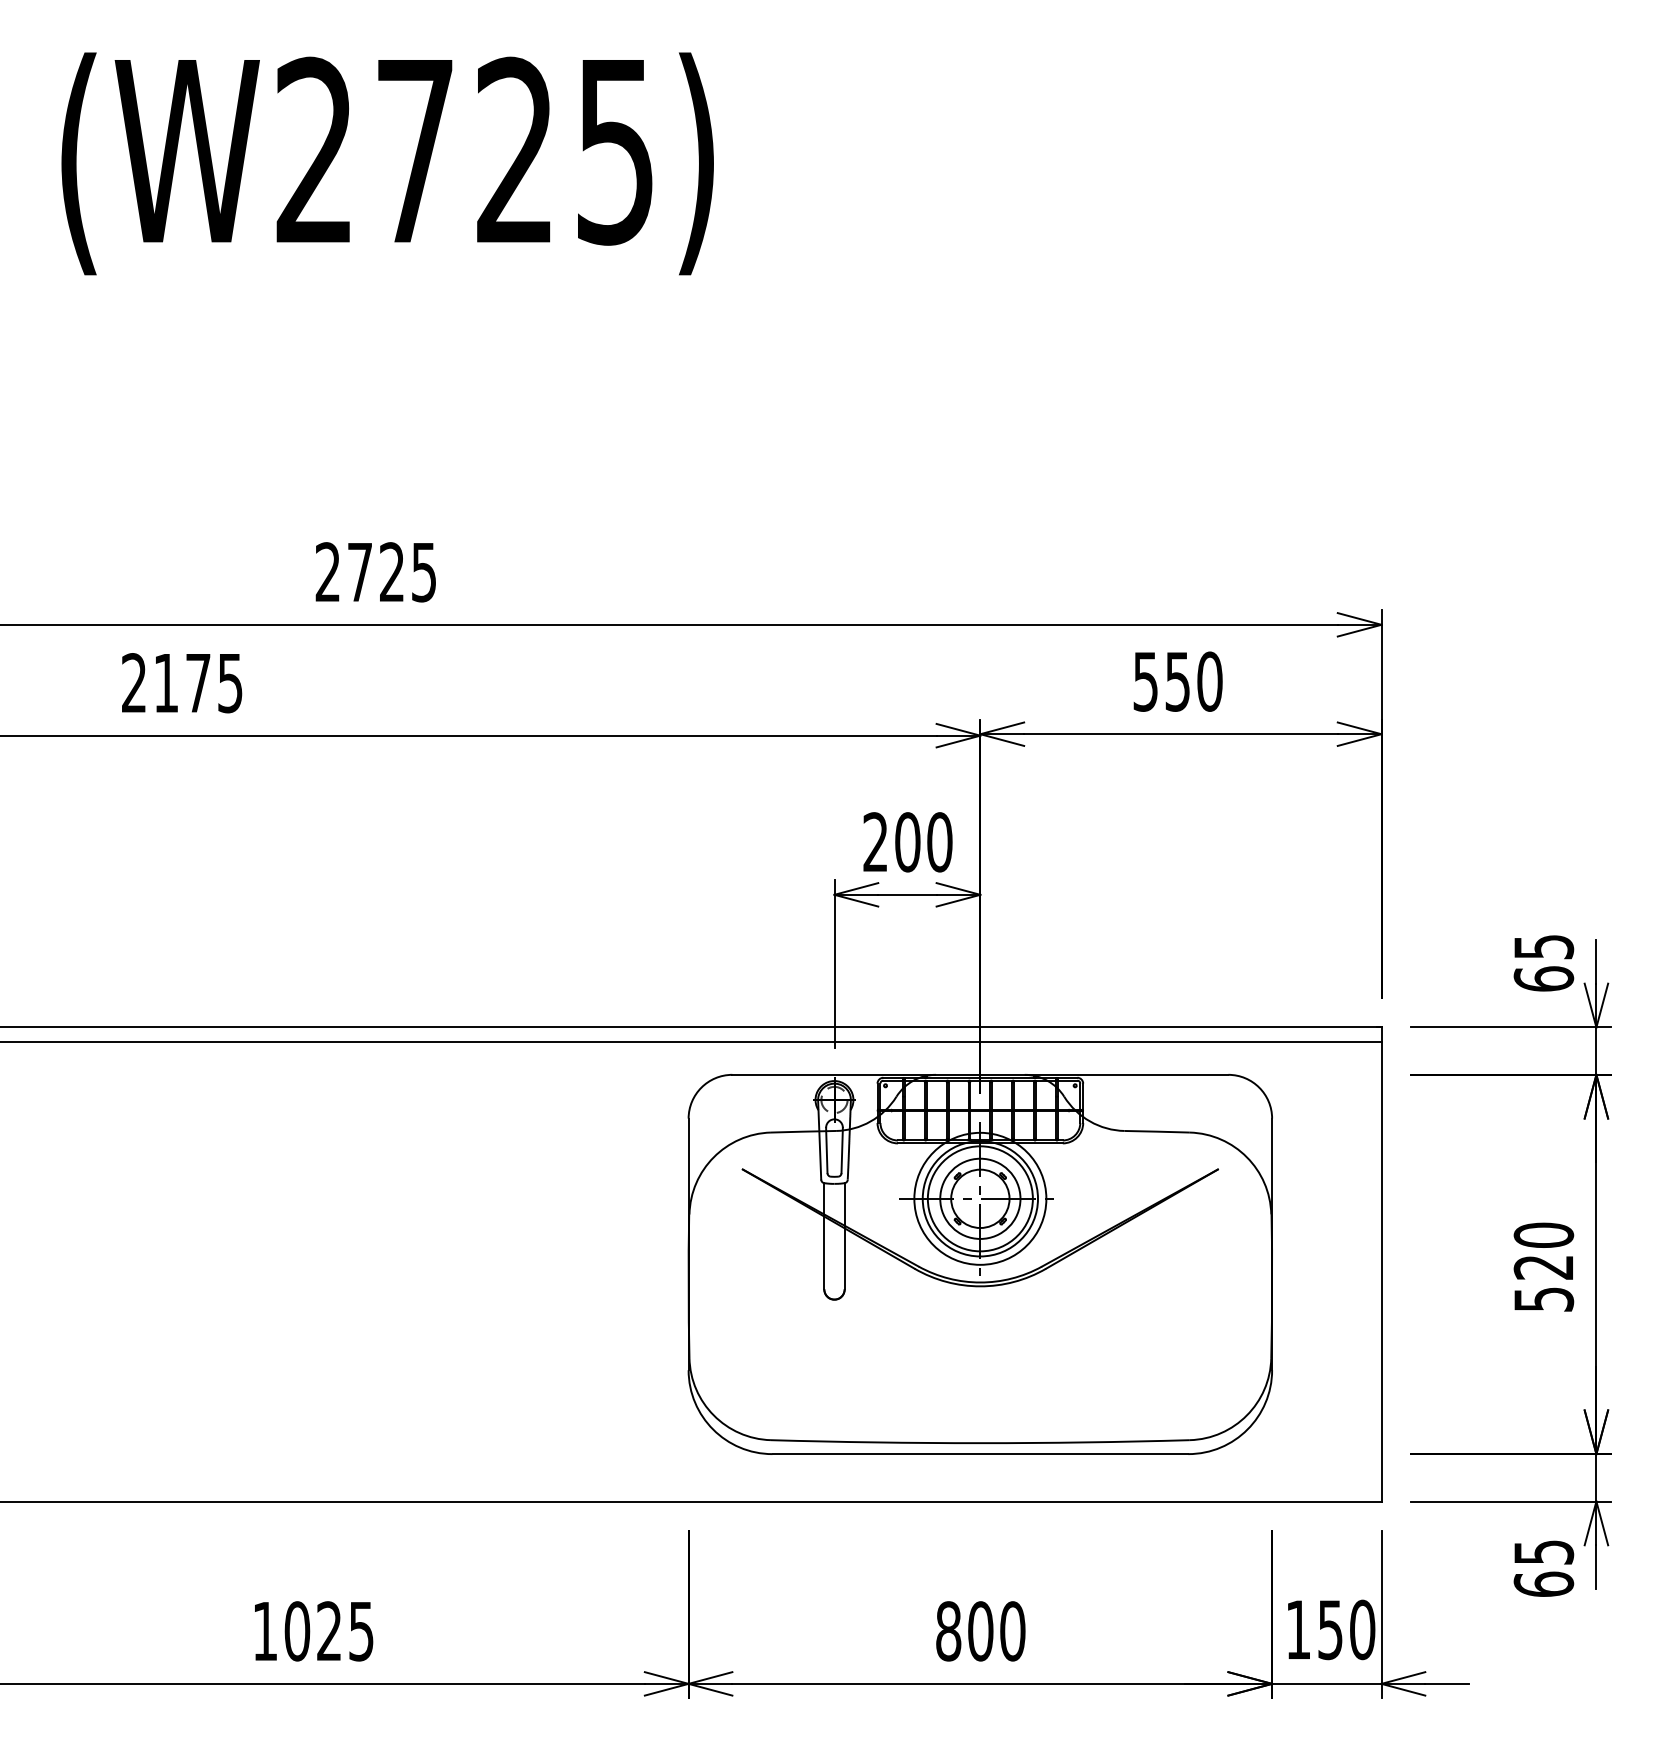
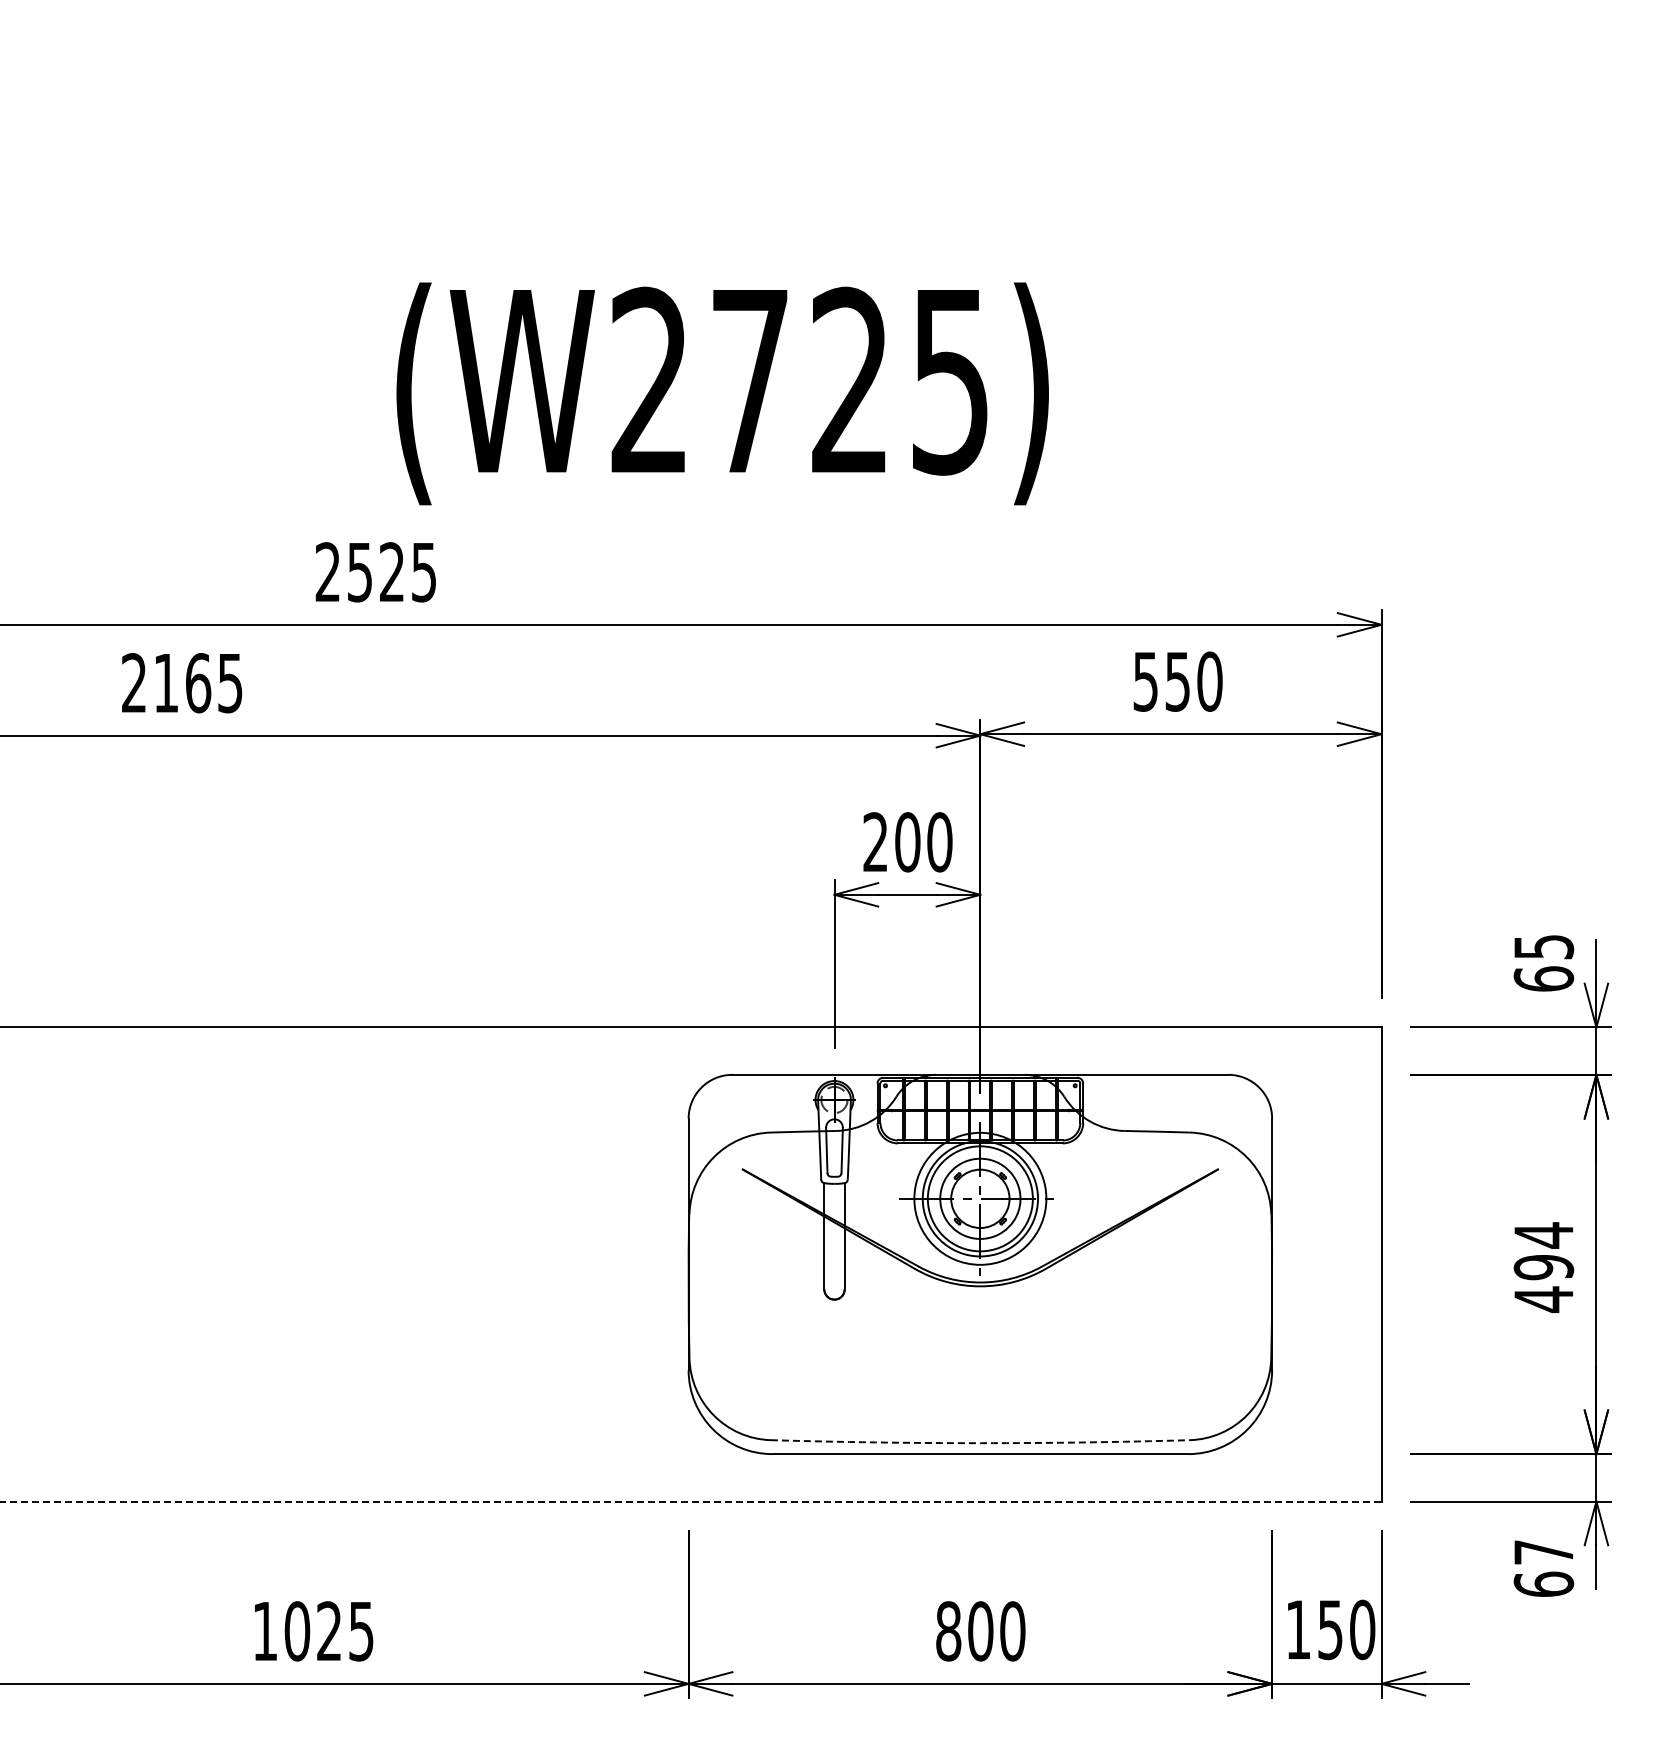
text position: (387, 163) -> (722, 393) (722, 393)
text: 2725 -> 2525 (359, 572)
text: 2175 -> 2165 (198, 683)
line: present -> none (691, 1042)
text: 520 -> 494 (1543, 1267)
arc: solid -> dashed (980, 1443)
line: solid -> dashed (691, 1501)
text: 65 -> 67 (1544, 1552)
